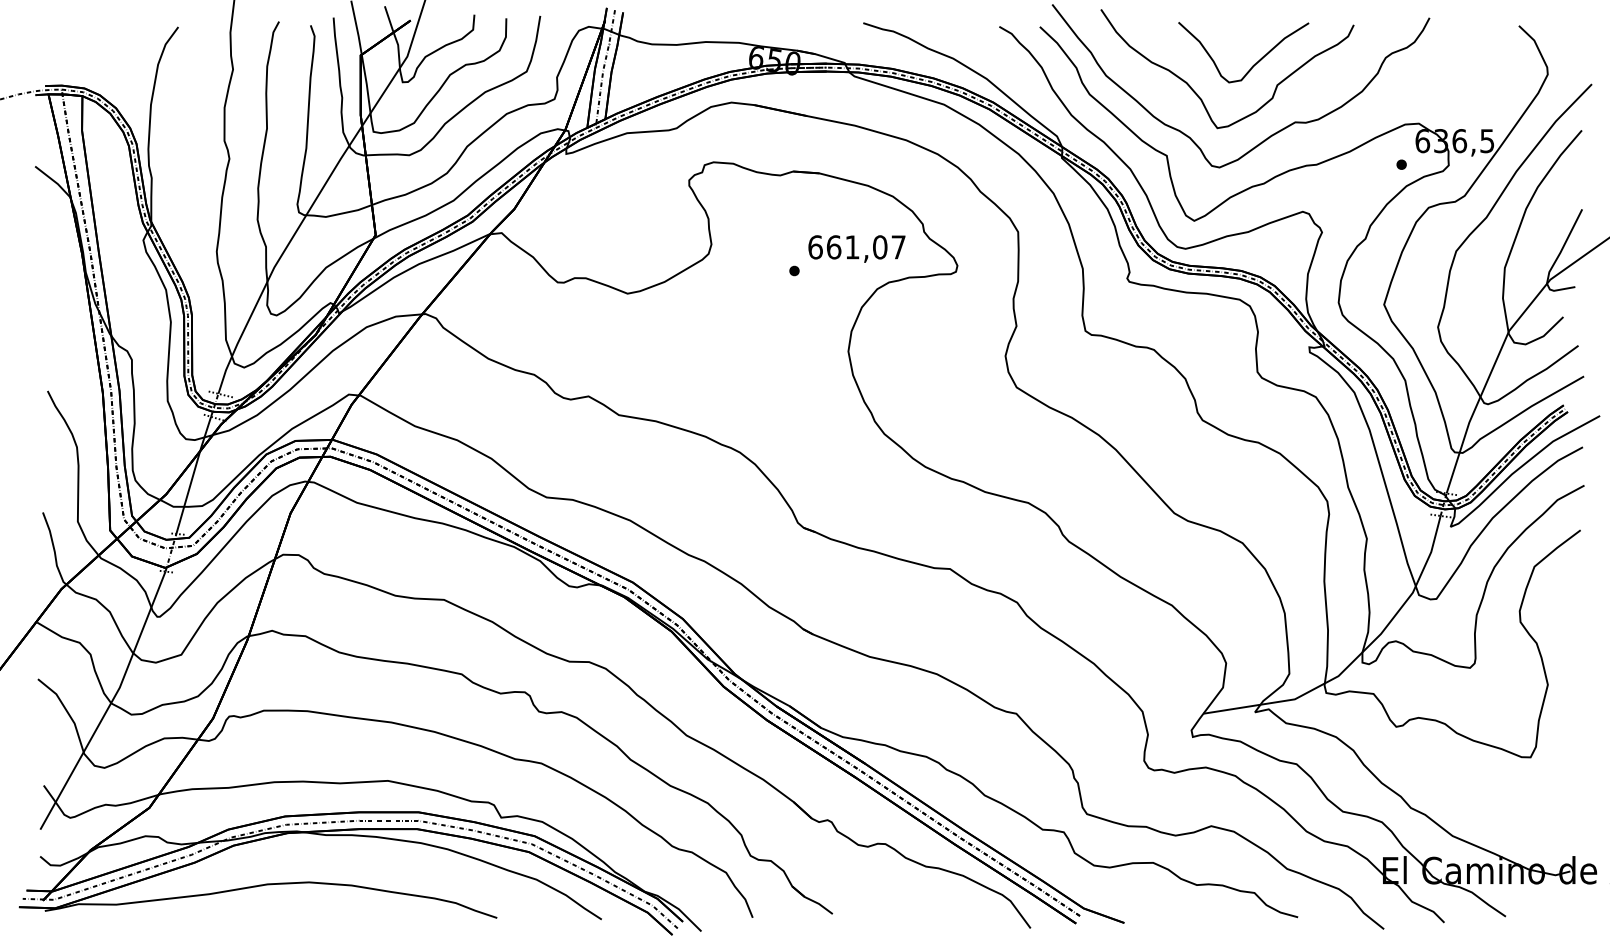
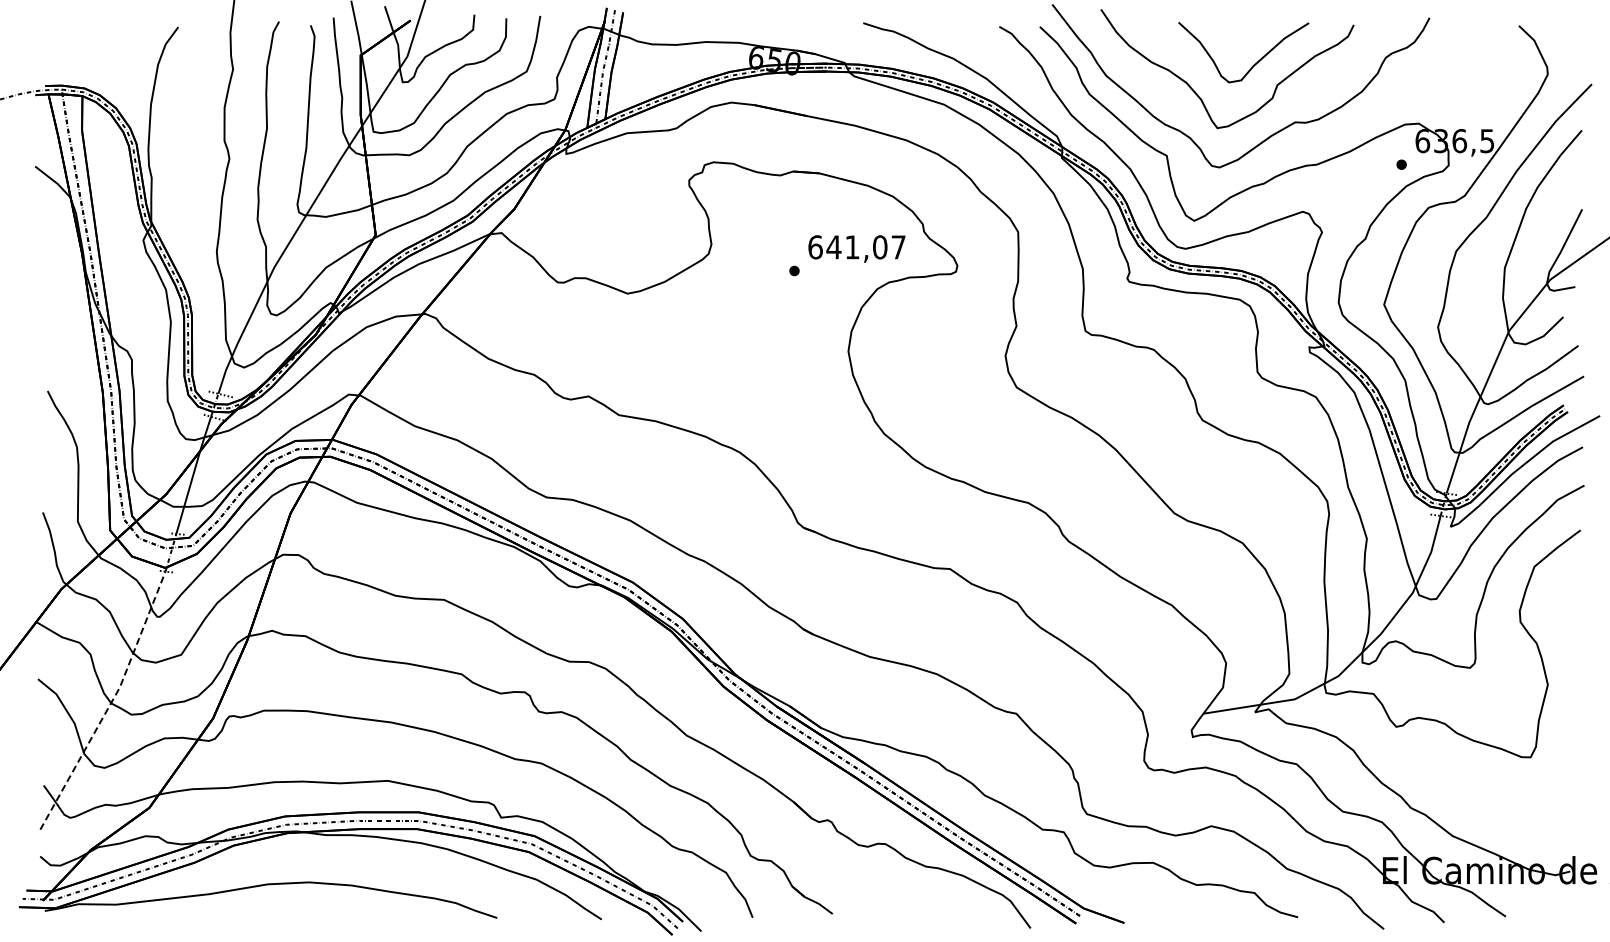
text: 661,07 -> 641,07 (833, 247)
line: solid -> dashed (111, 703)
